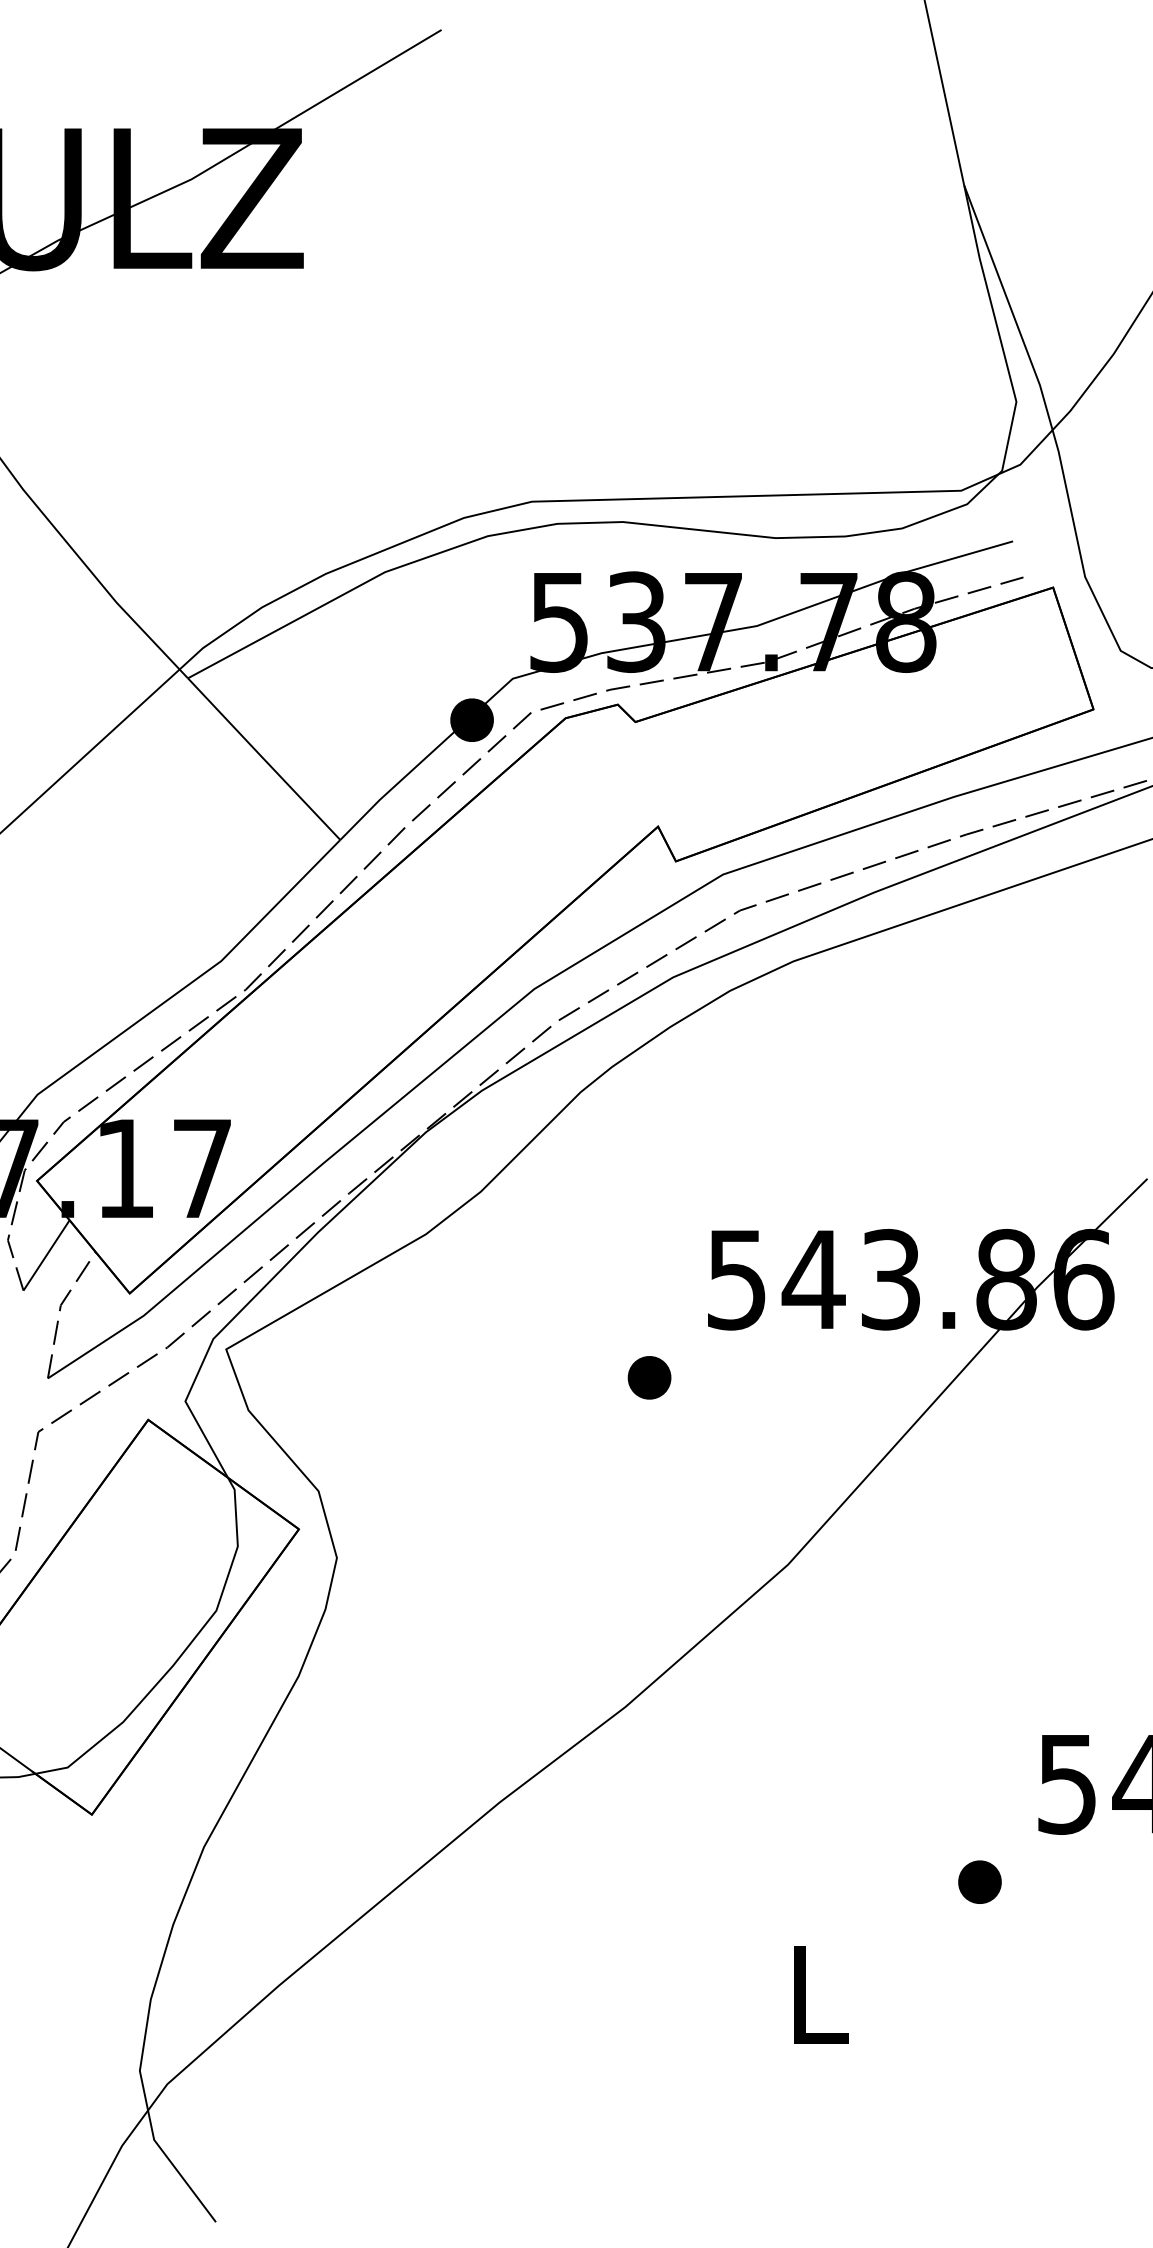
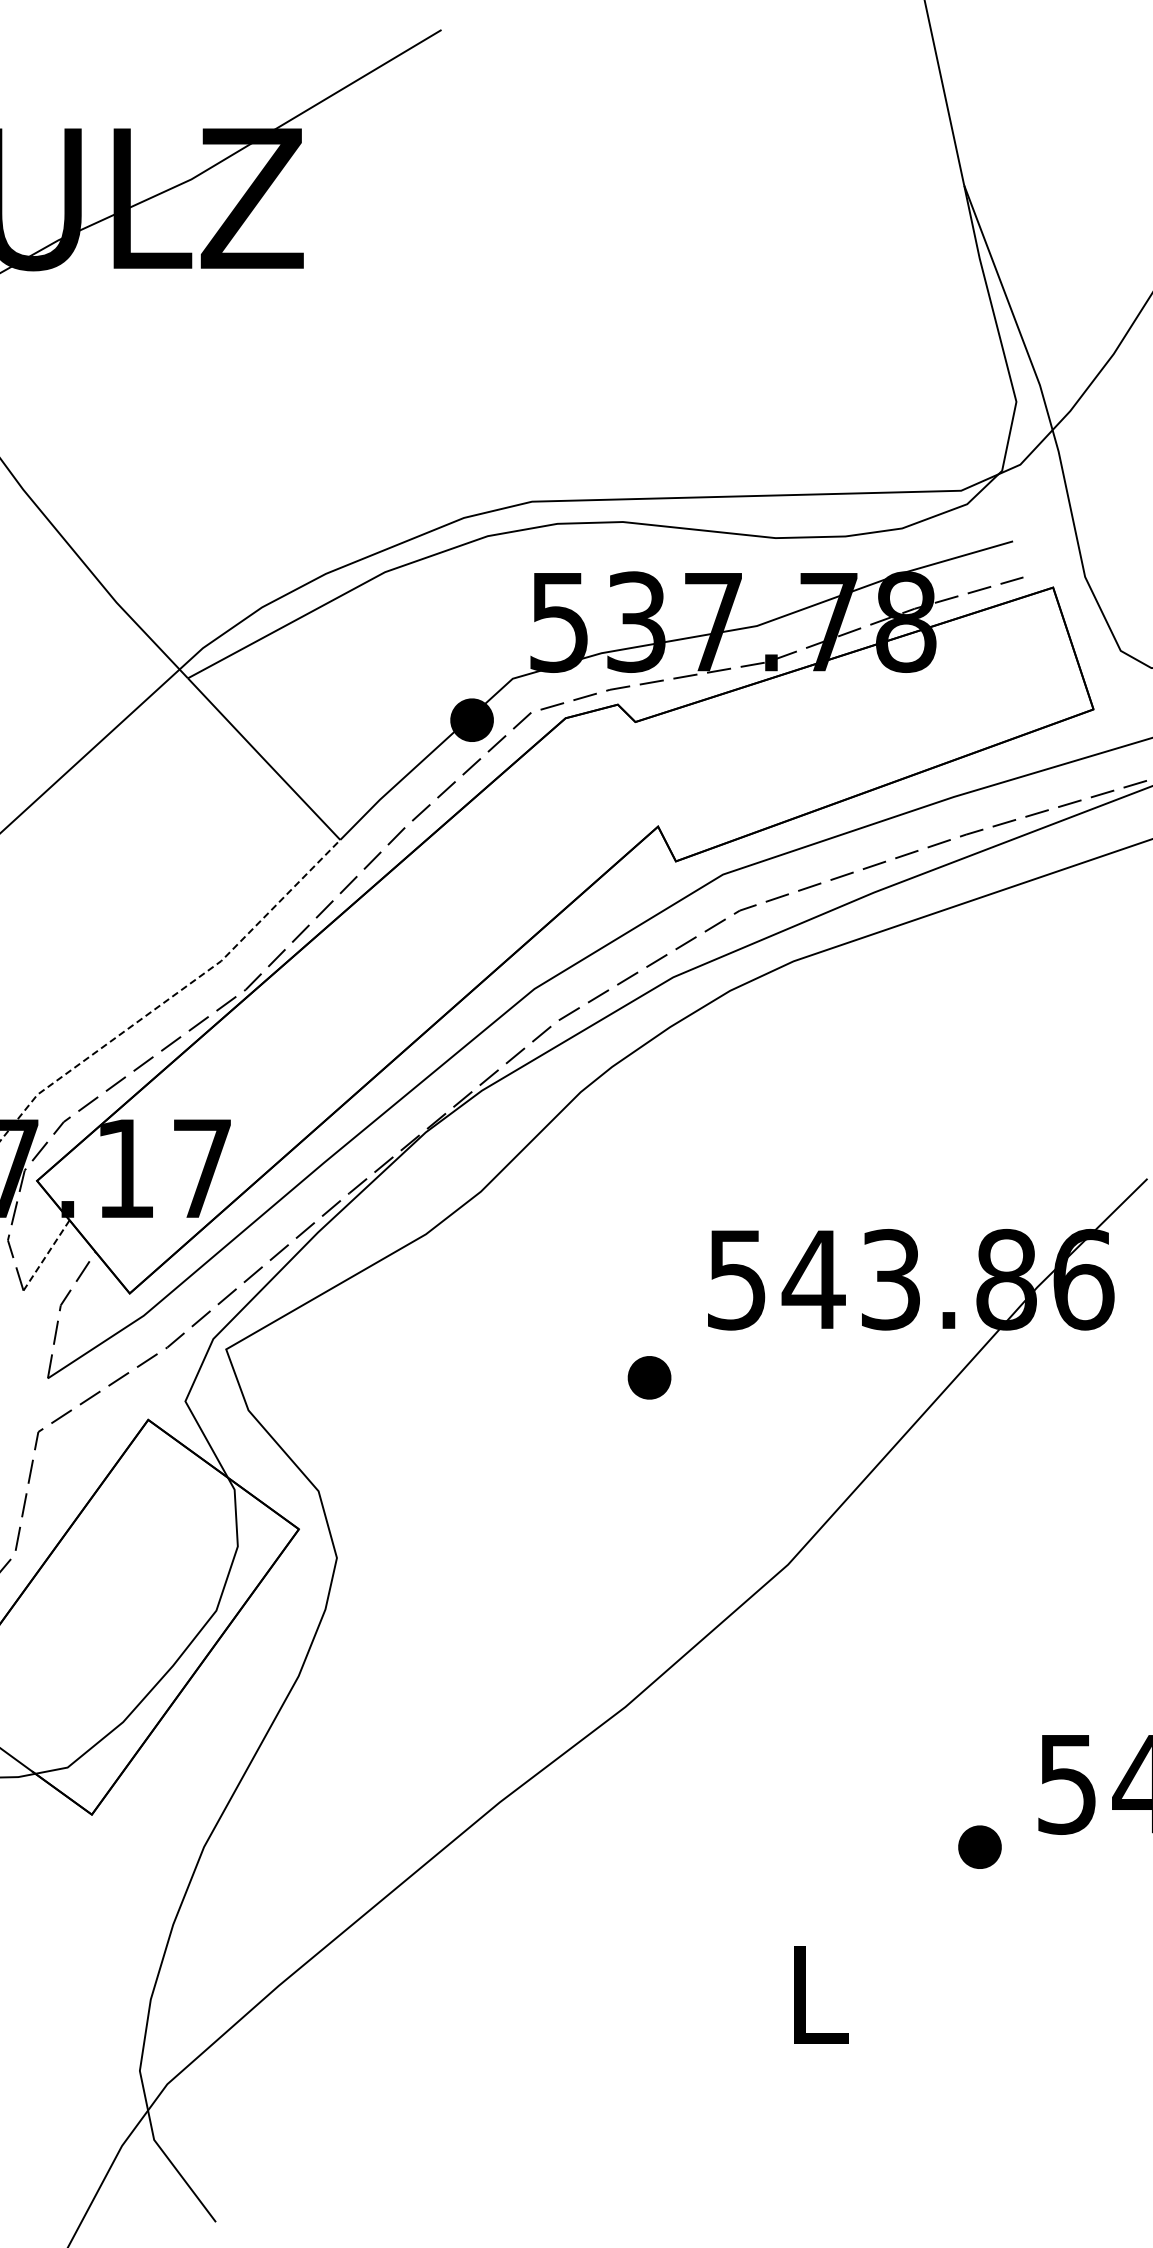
line: solid -> dashed (173, 995)
line: solid -> dashed (46, 1255)
part position: (979, 1881) -> (979, 1846) (979, 1846)
